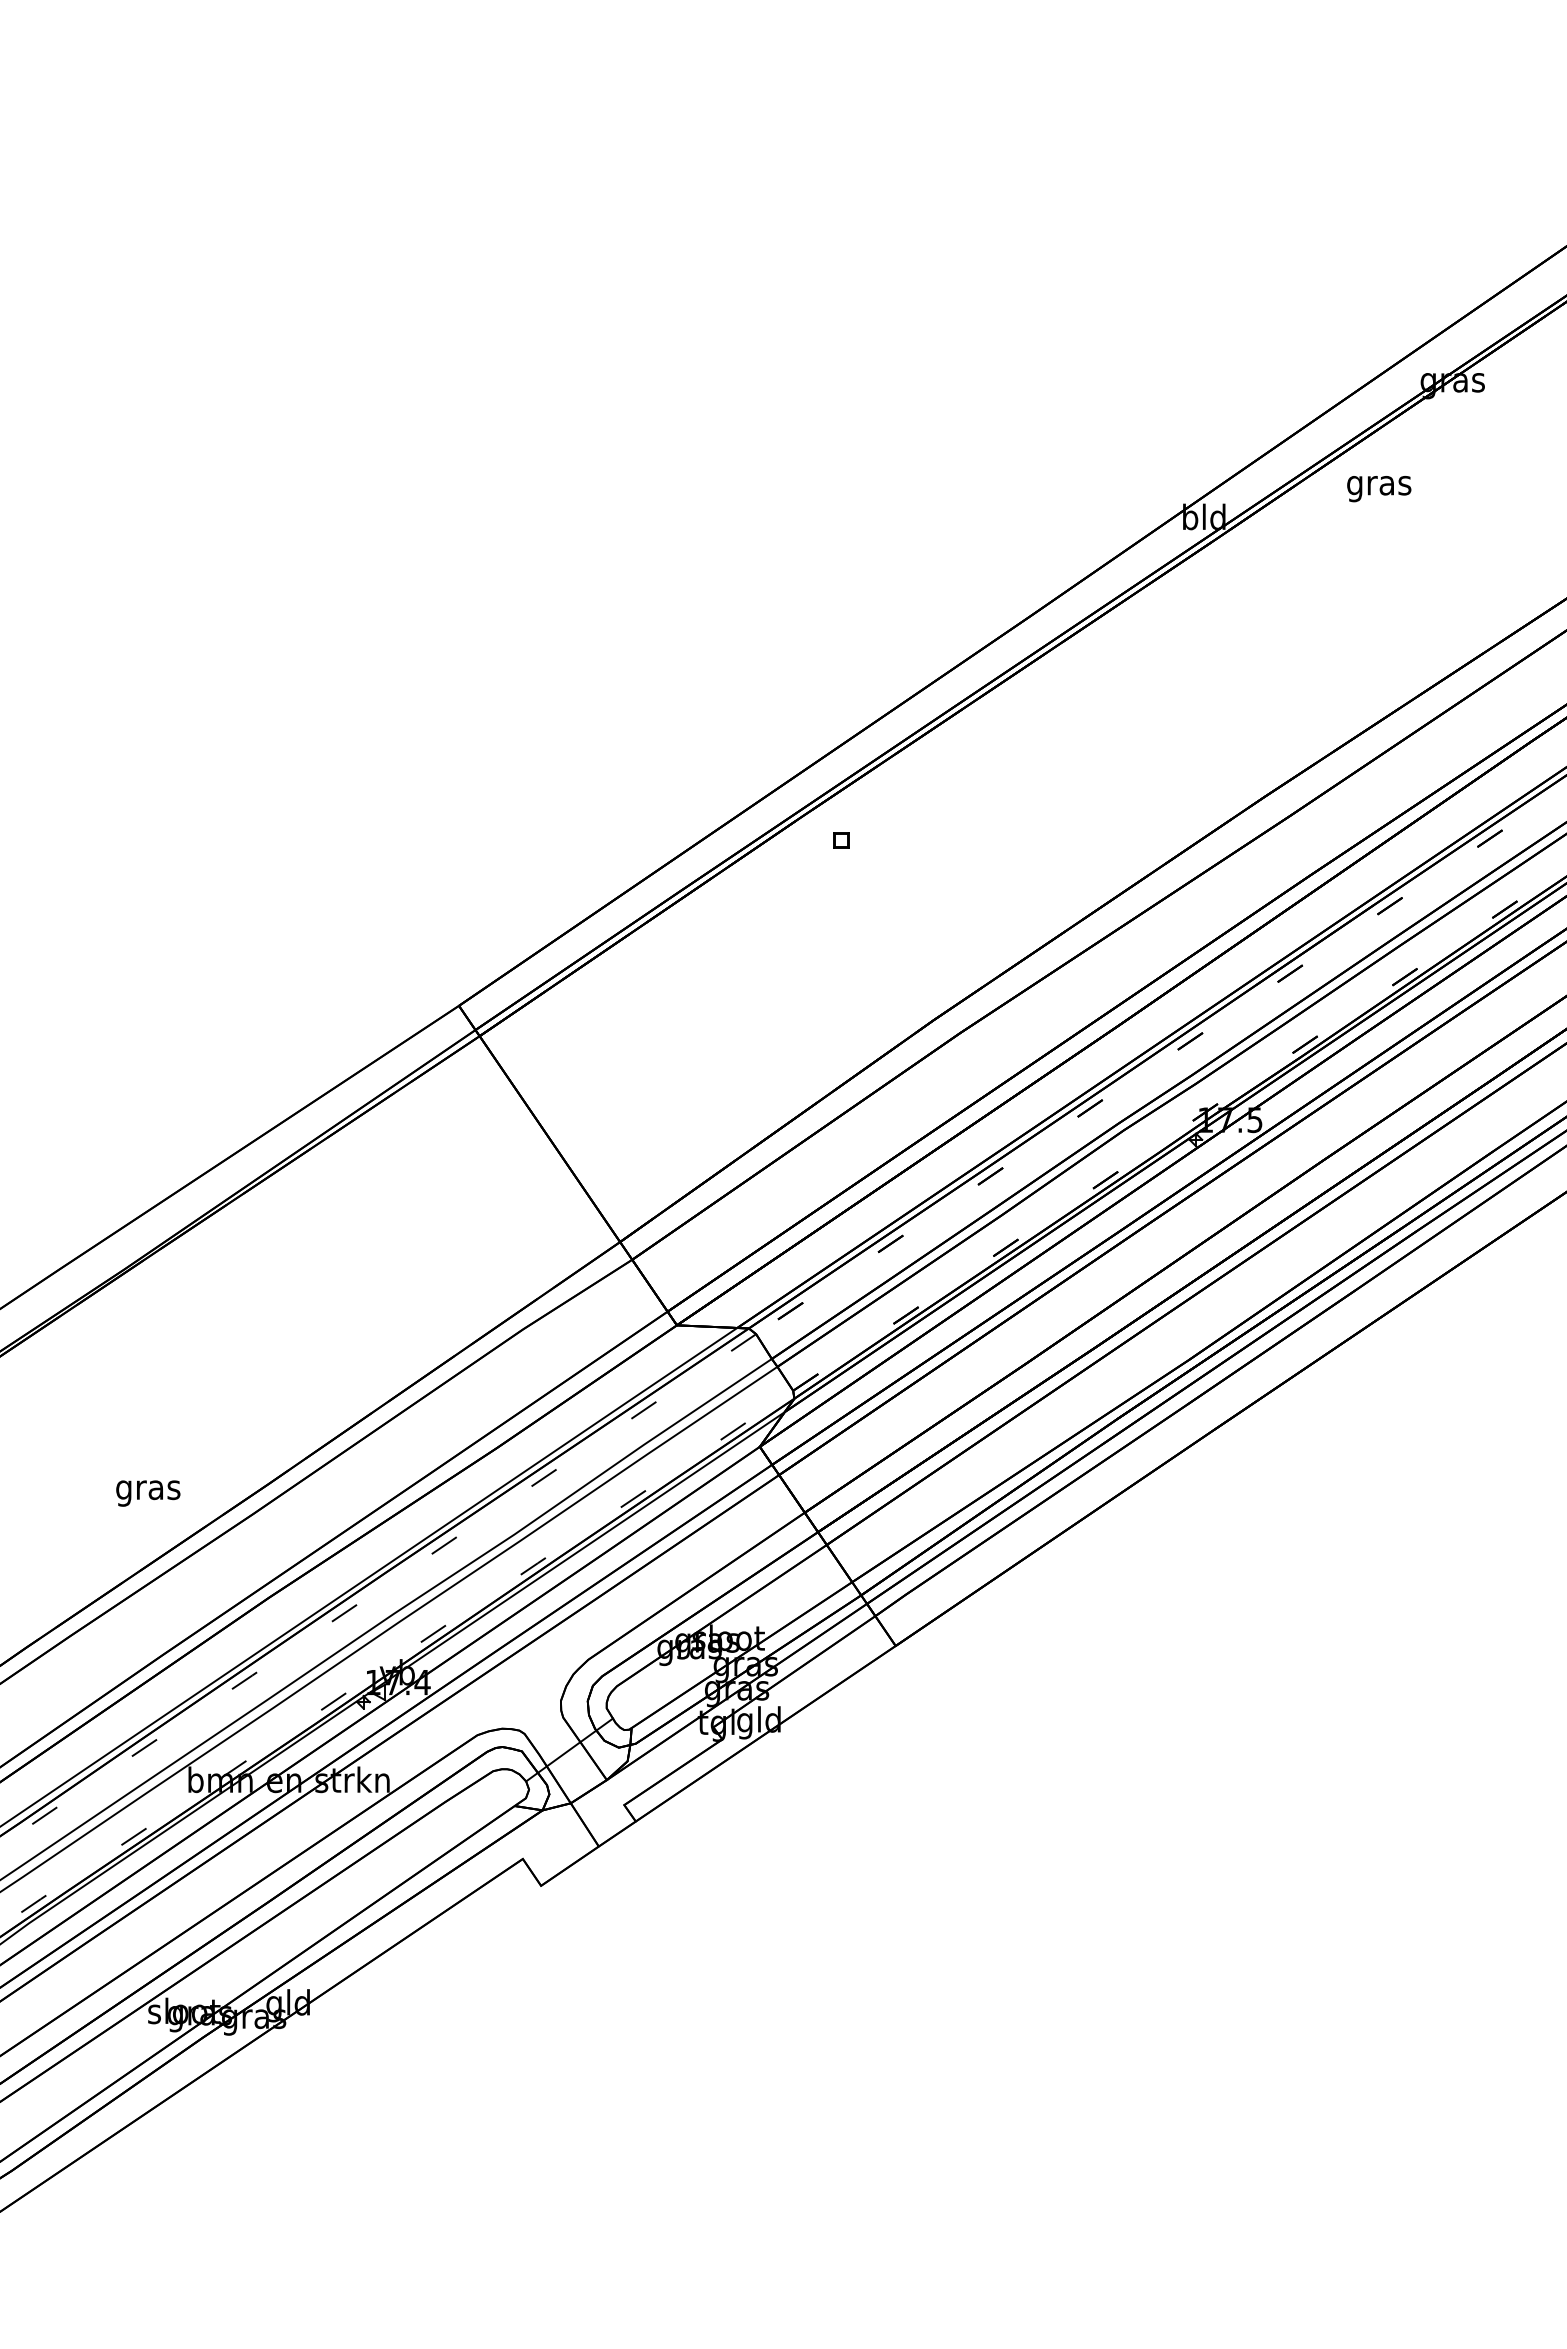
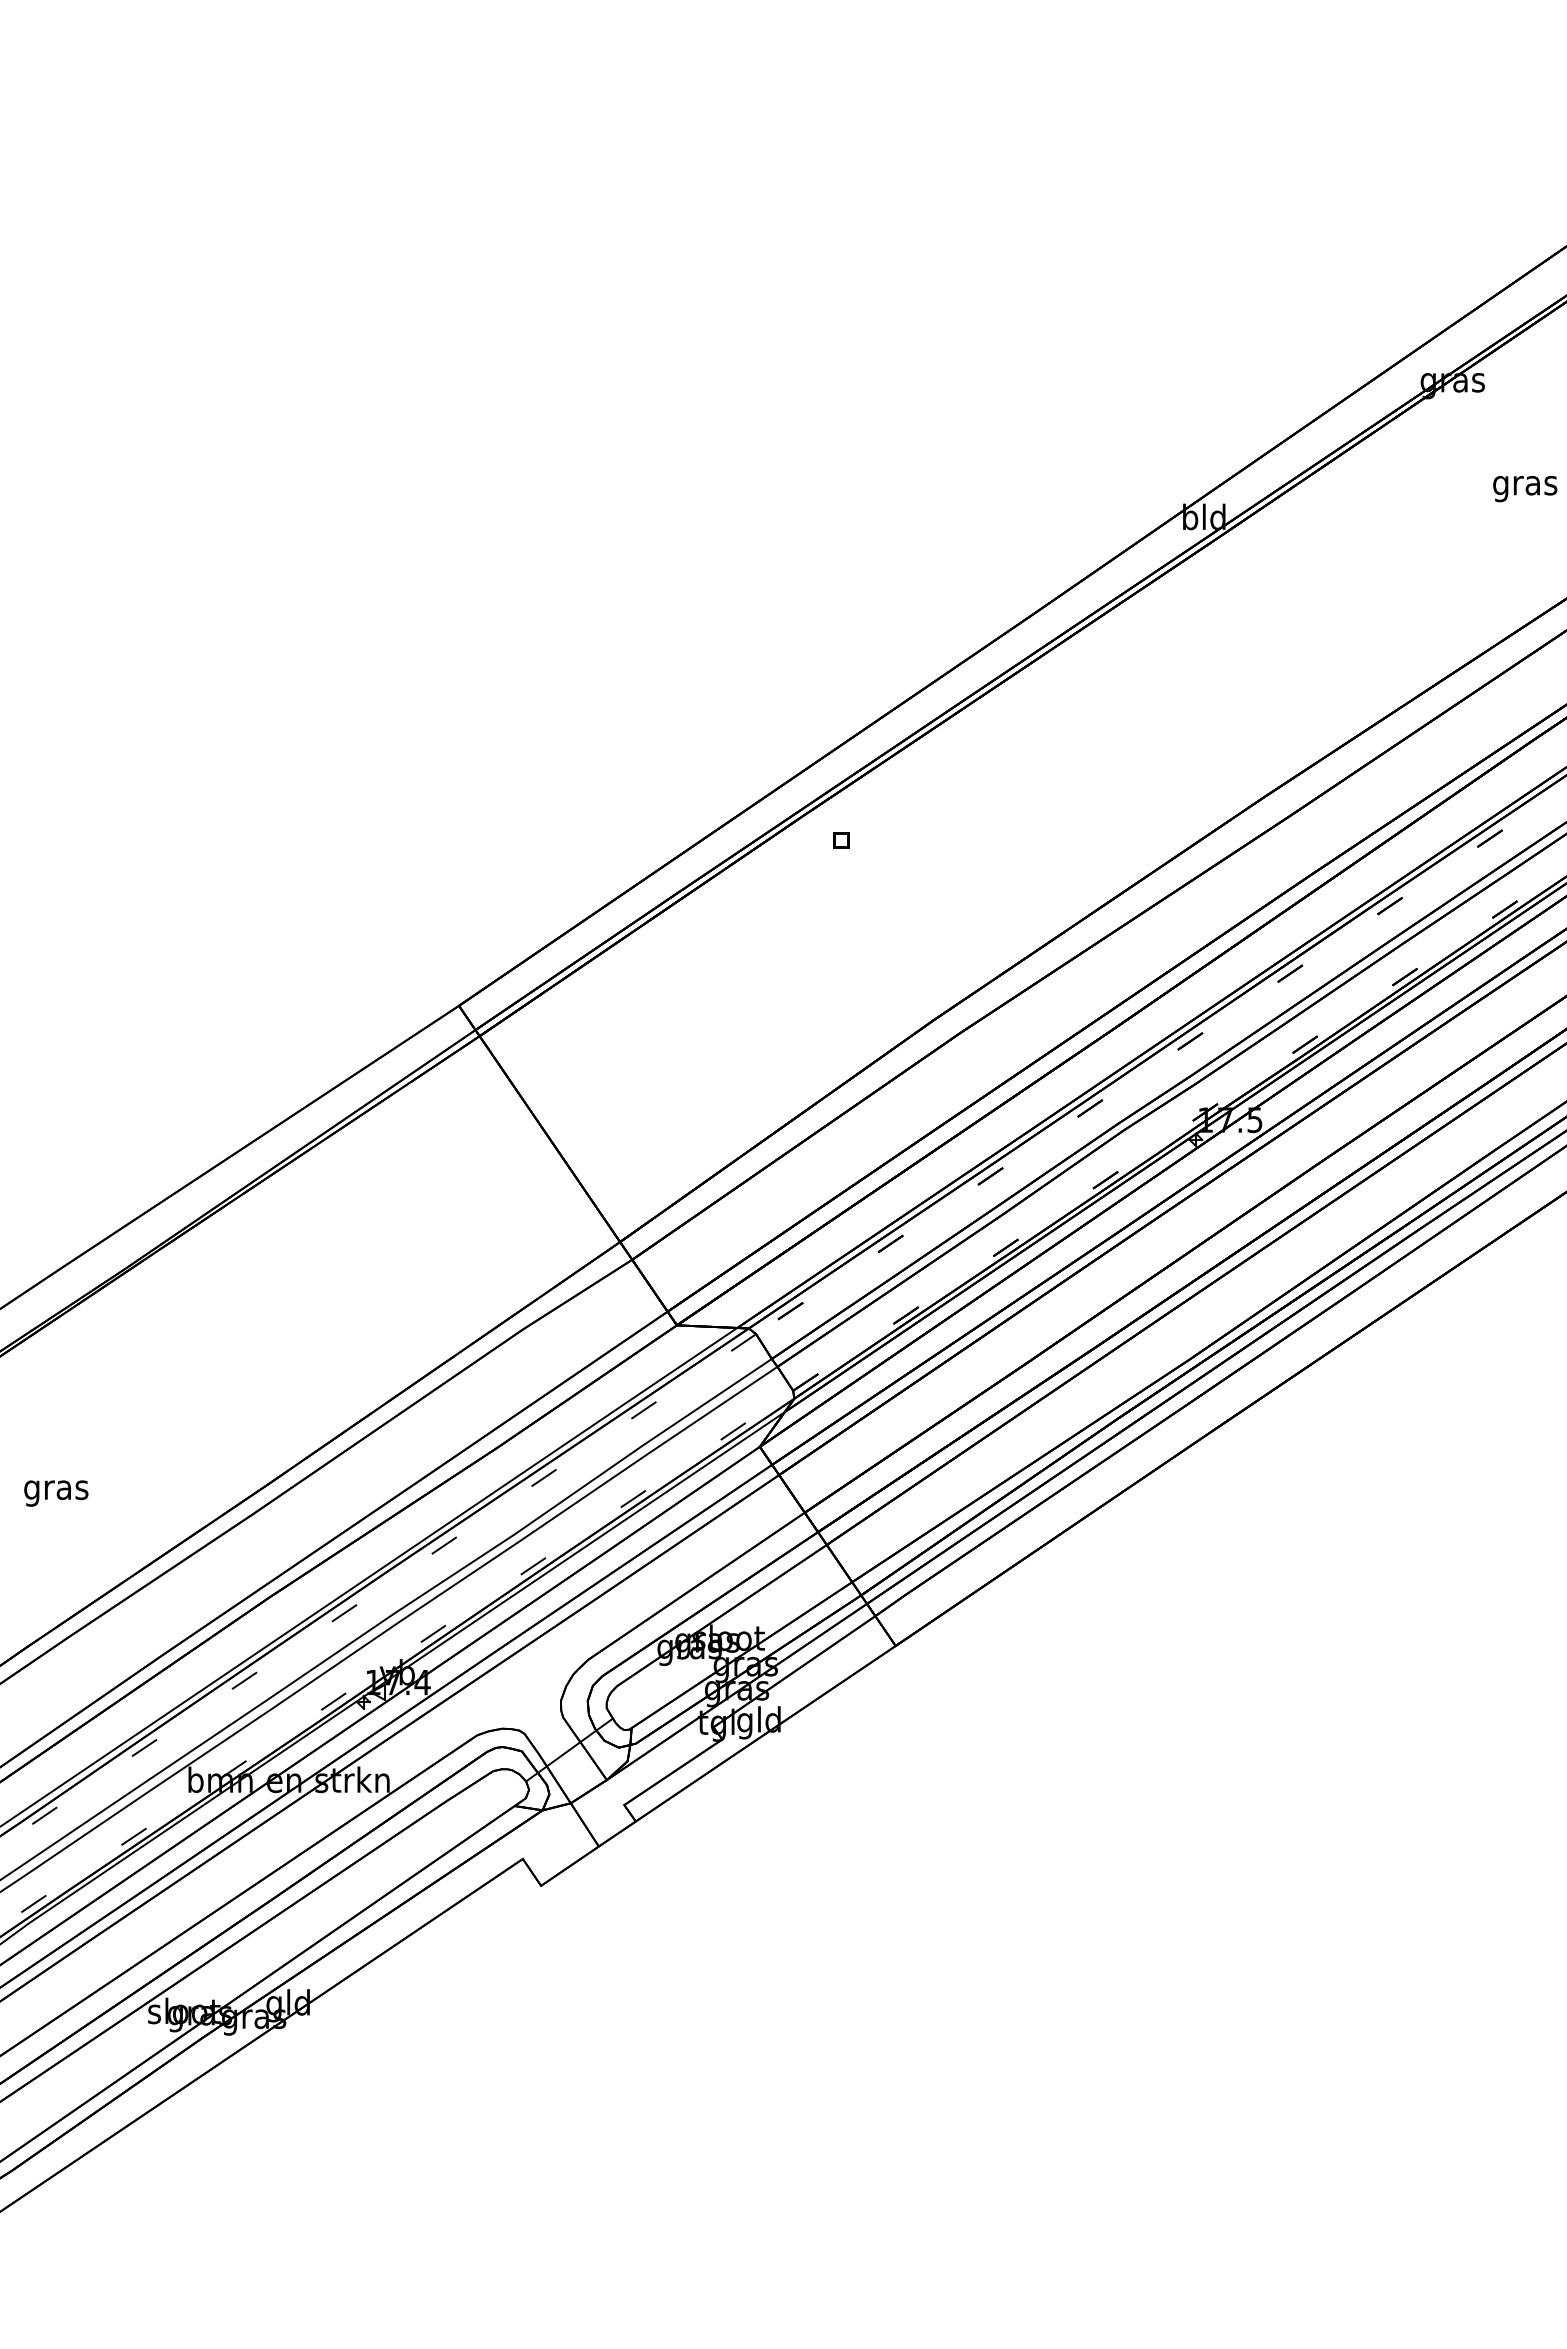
text position: (1379, 489) -> (1525, 489) (1525, 489)
text position: (148, 1493) -> (56, 1493) (56, 1493)
